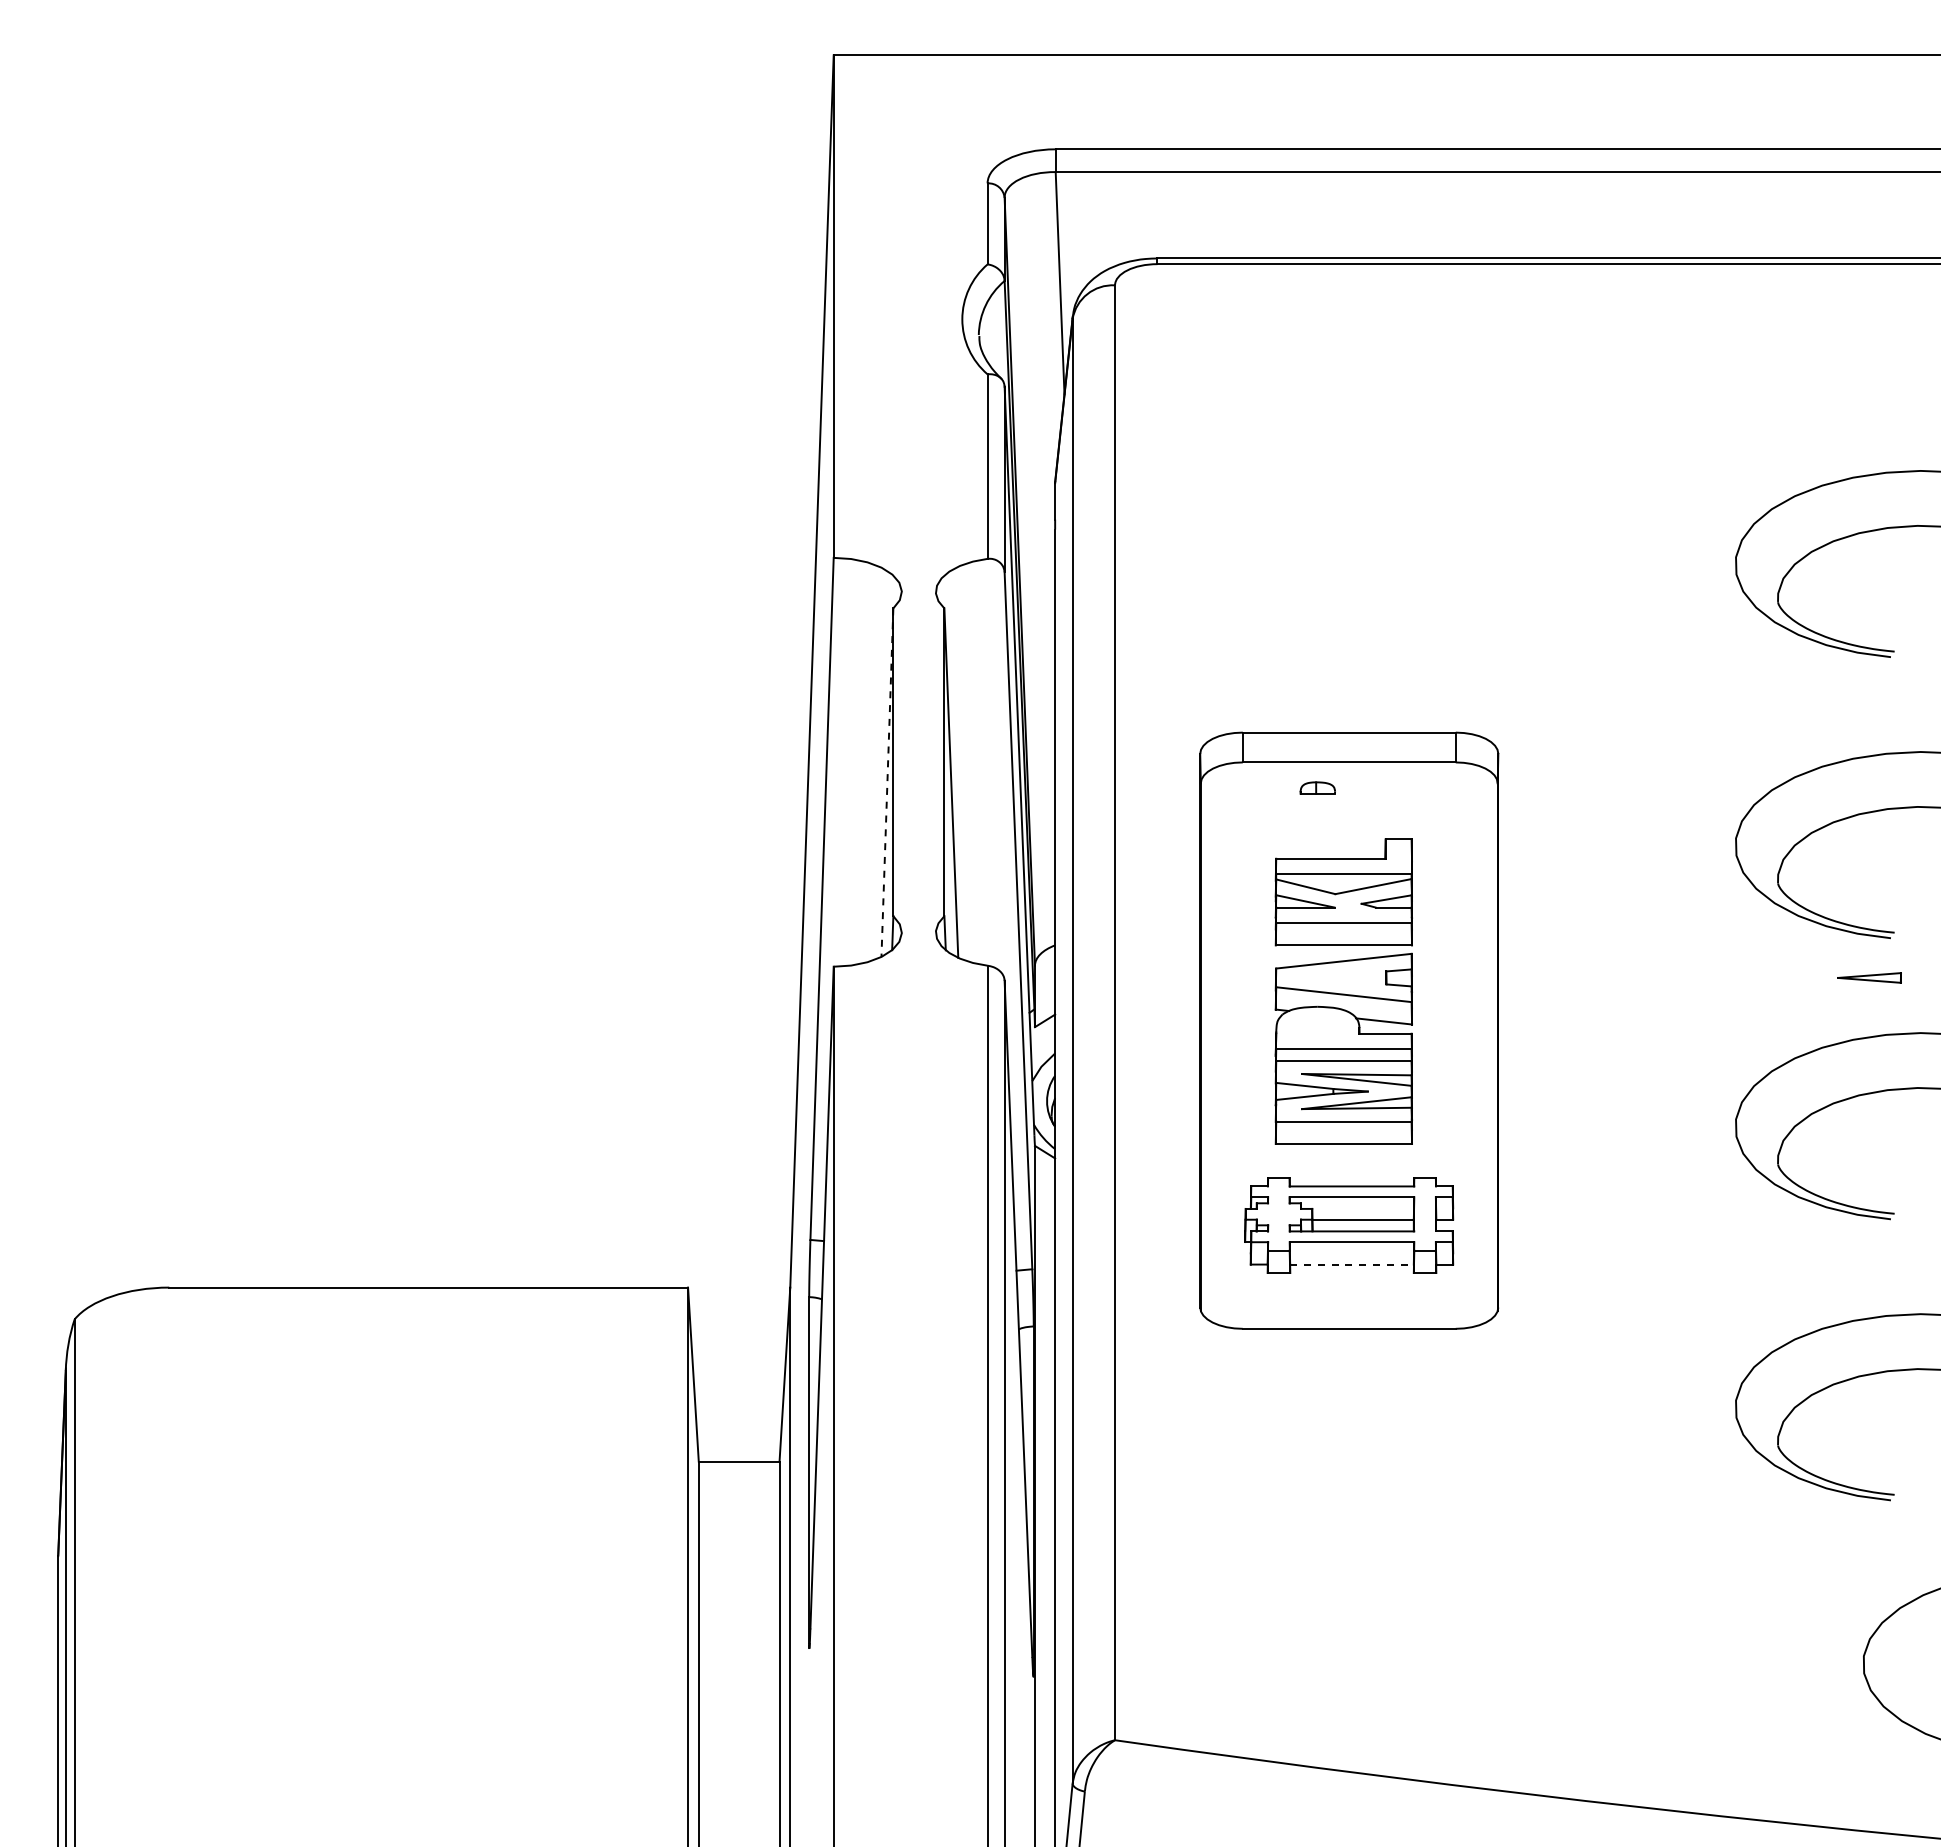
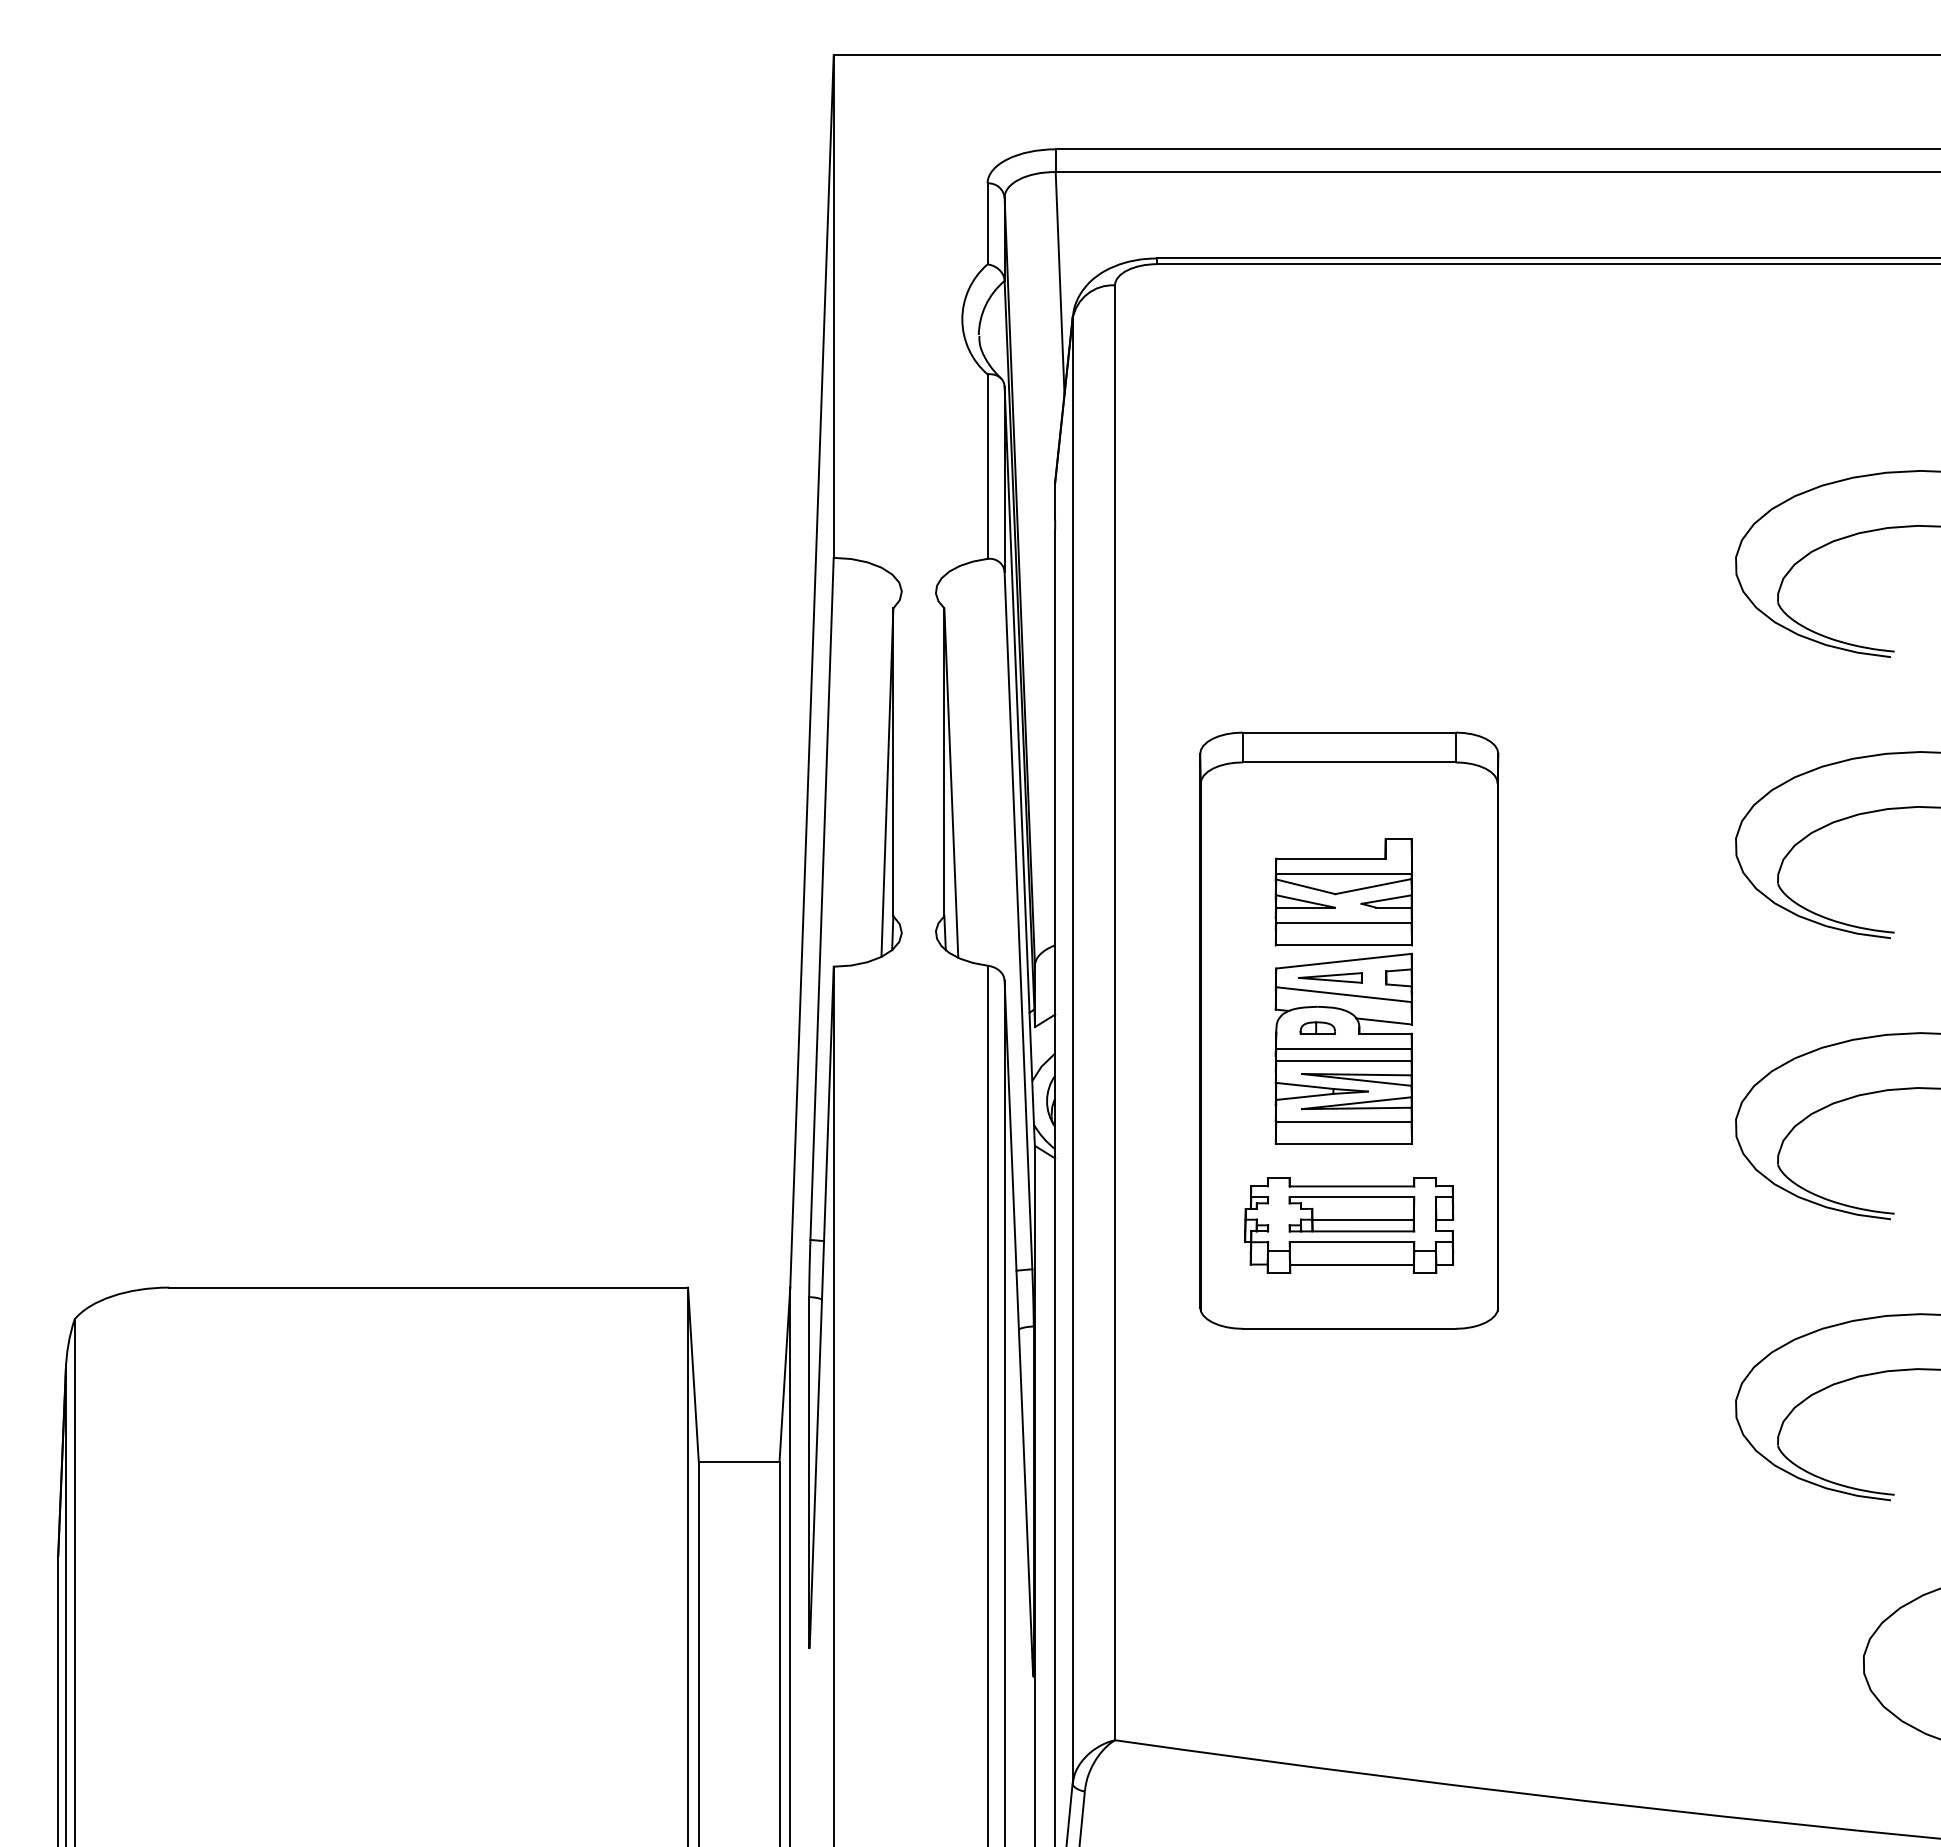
line: dashed -> solid (887, 783)
part position: (1317, 787) -> (1317, 1027) (1317, 1027)
part position: (1869, 977) -> (1330, 977) (1330, 977)
line: dashed -> solid (1351, 1264)
